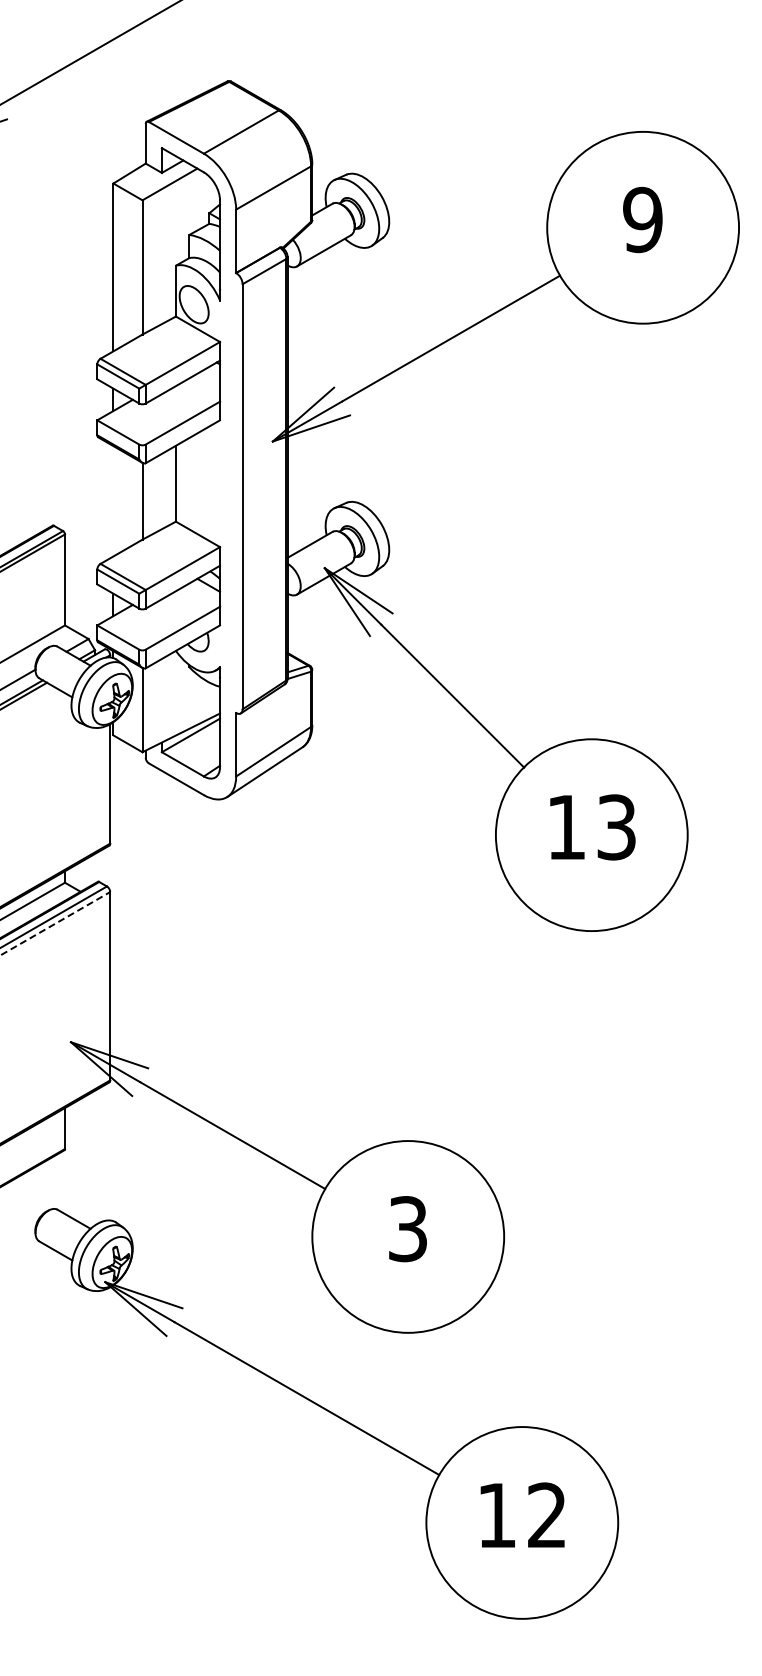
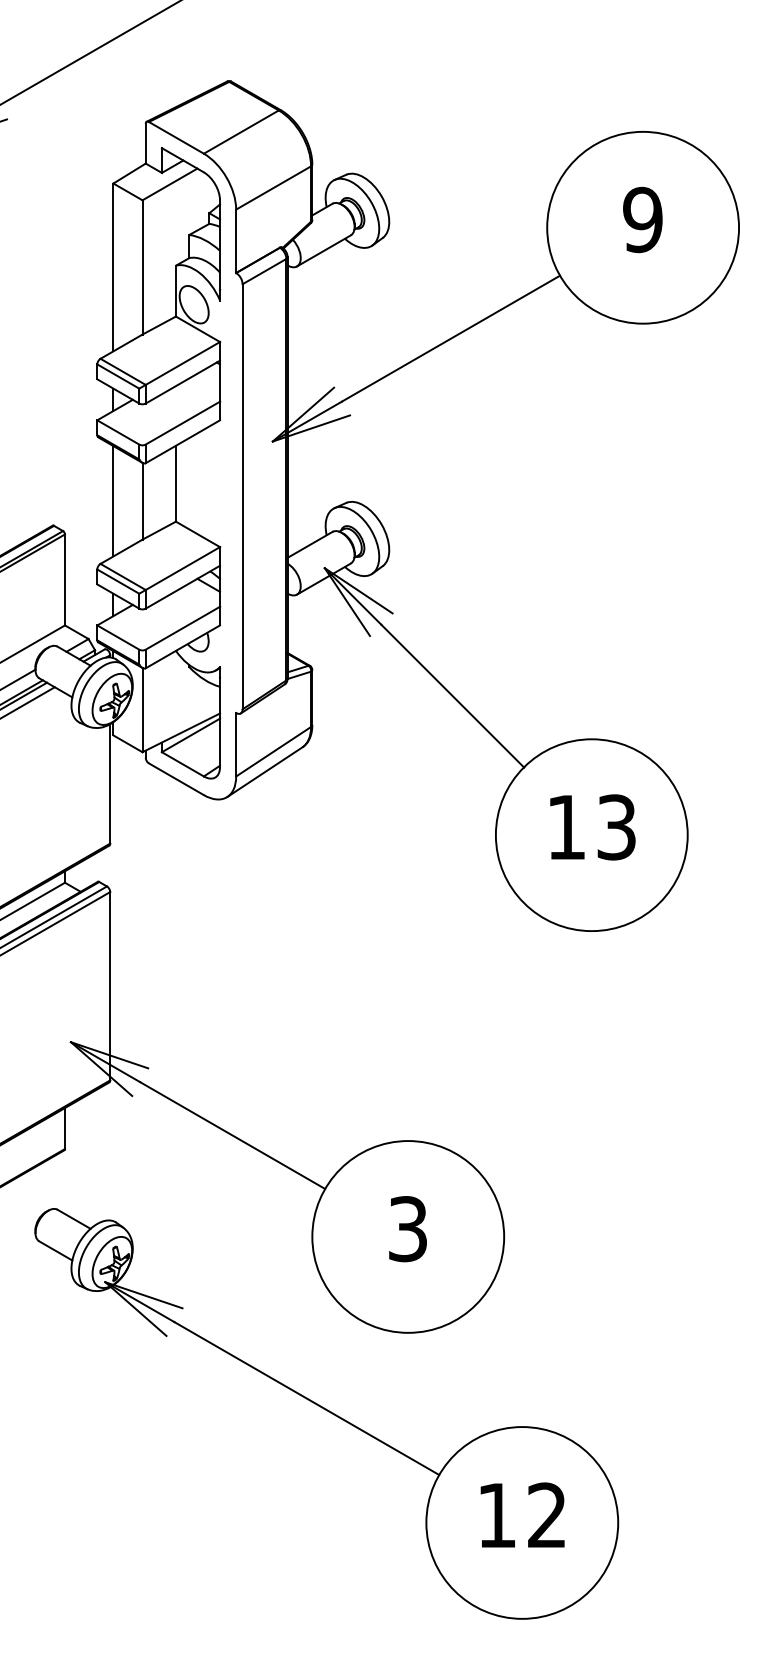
line: none -> present (113, 501)
line: none -> present (28, 702)
line: dashed -> solid (55, 923)
